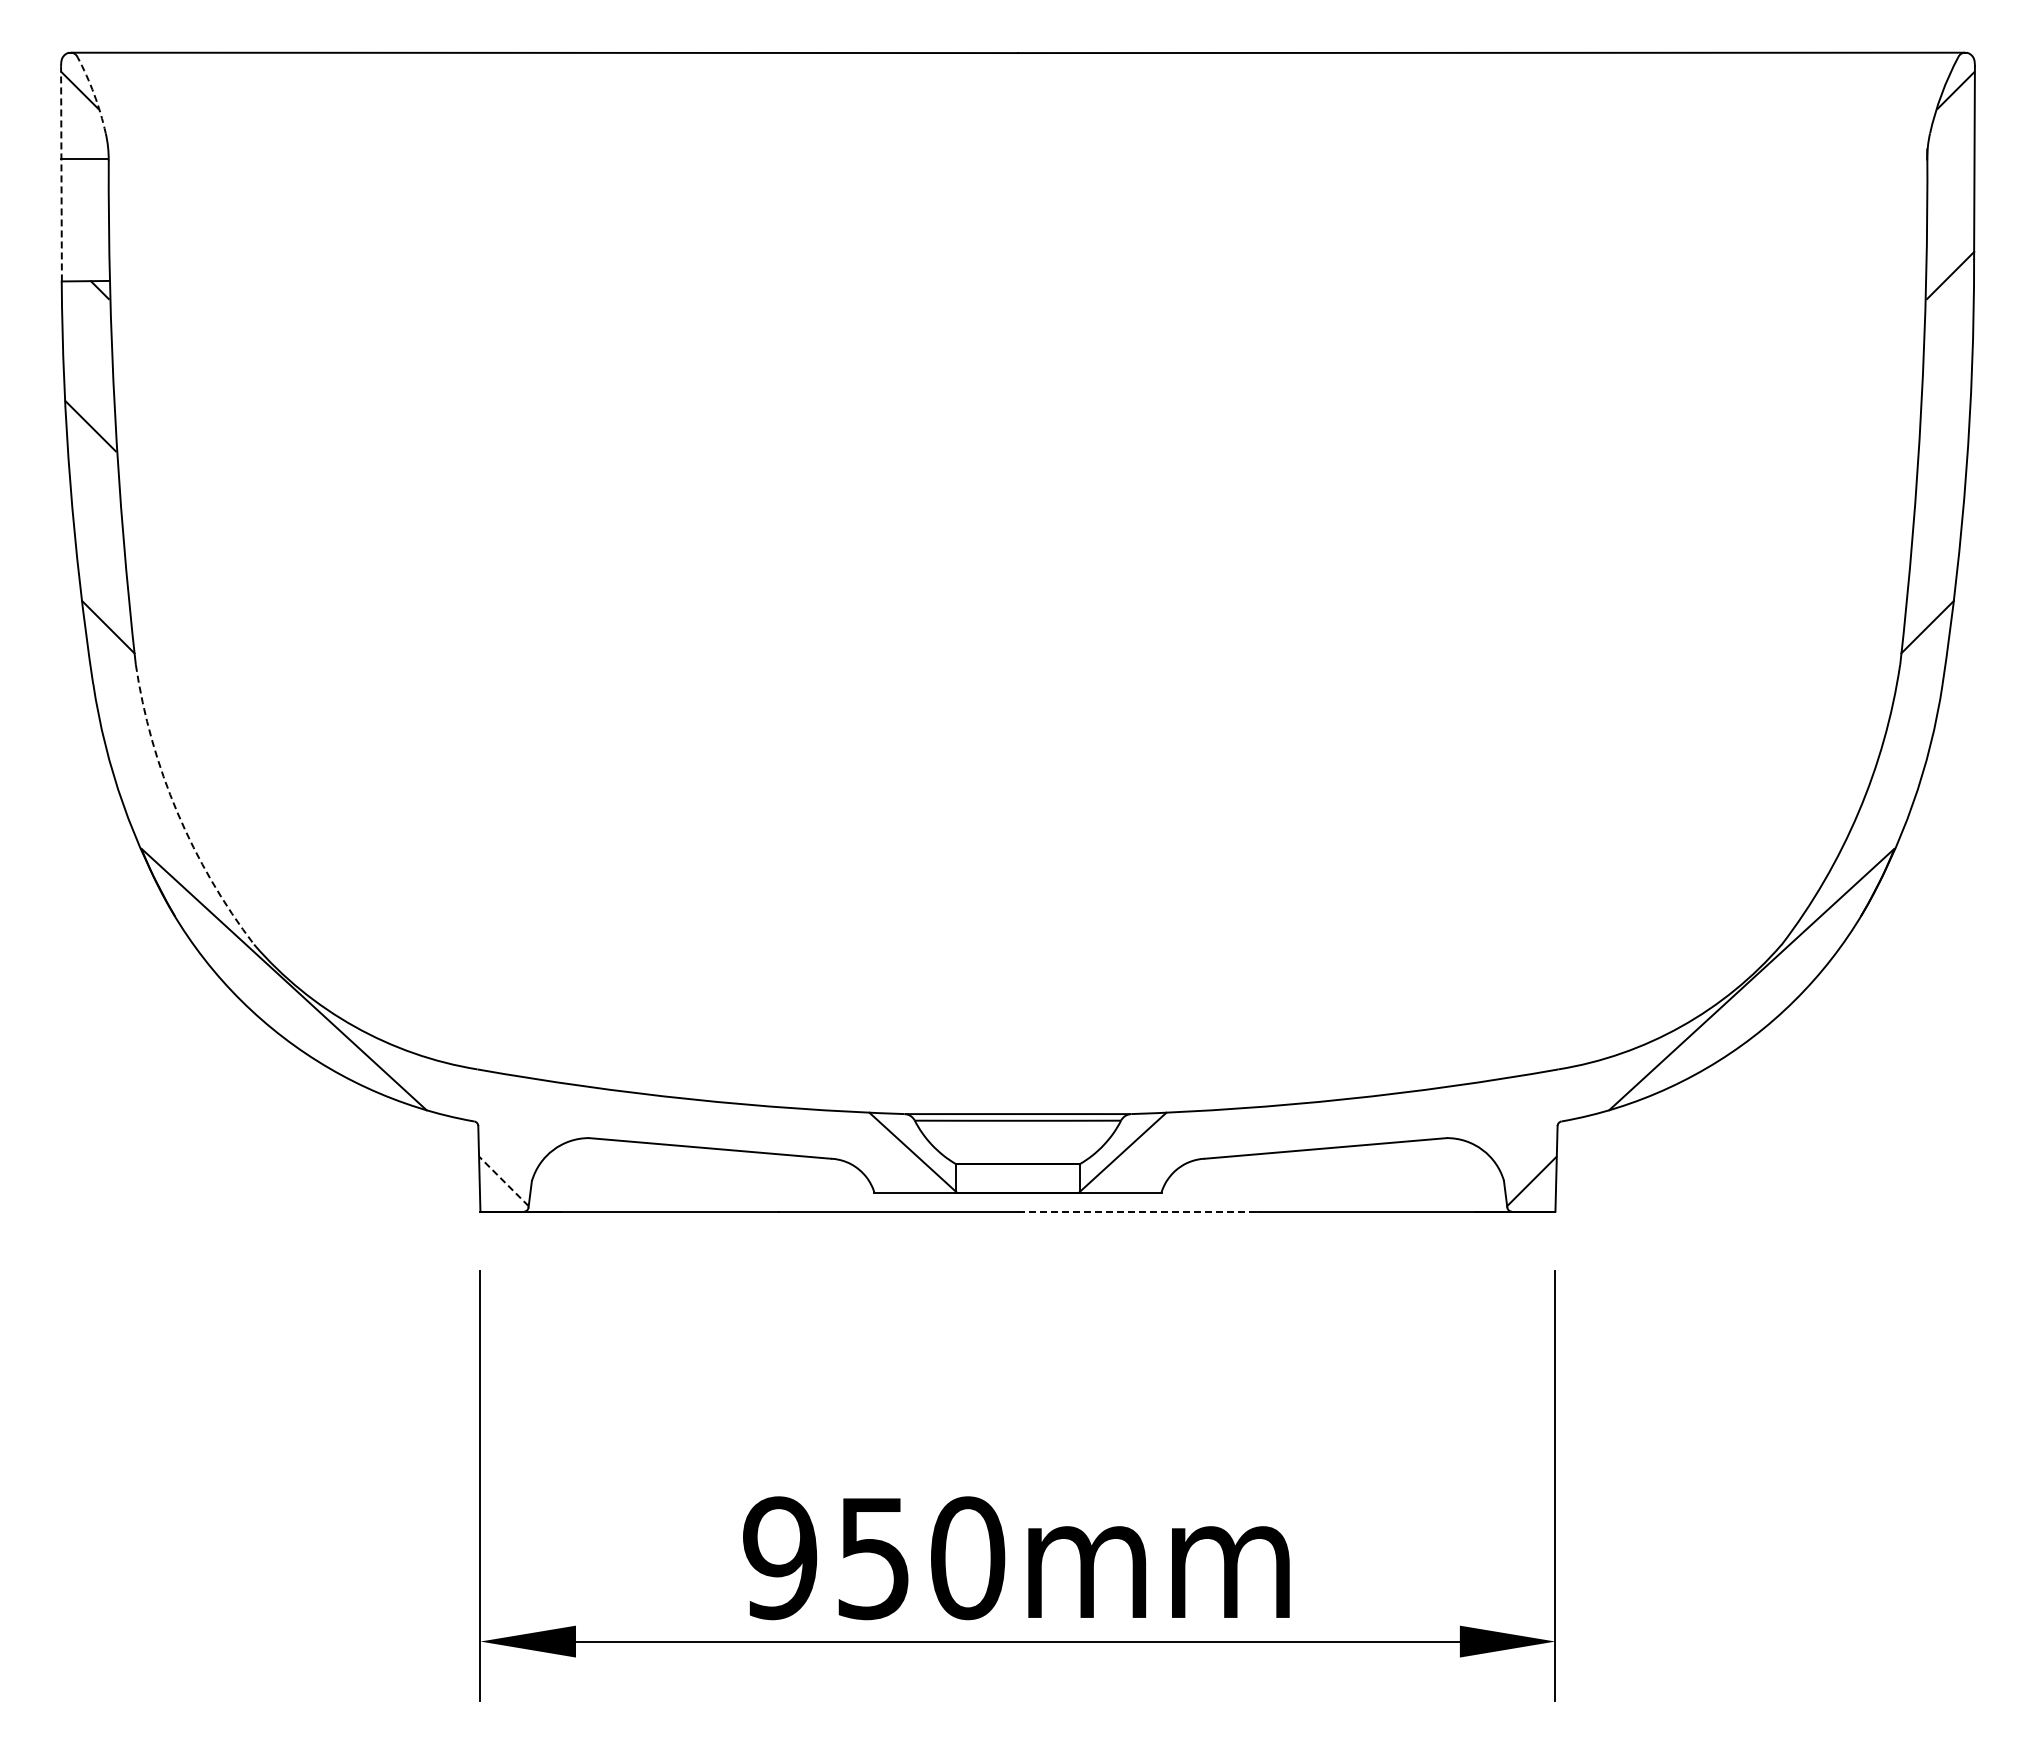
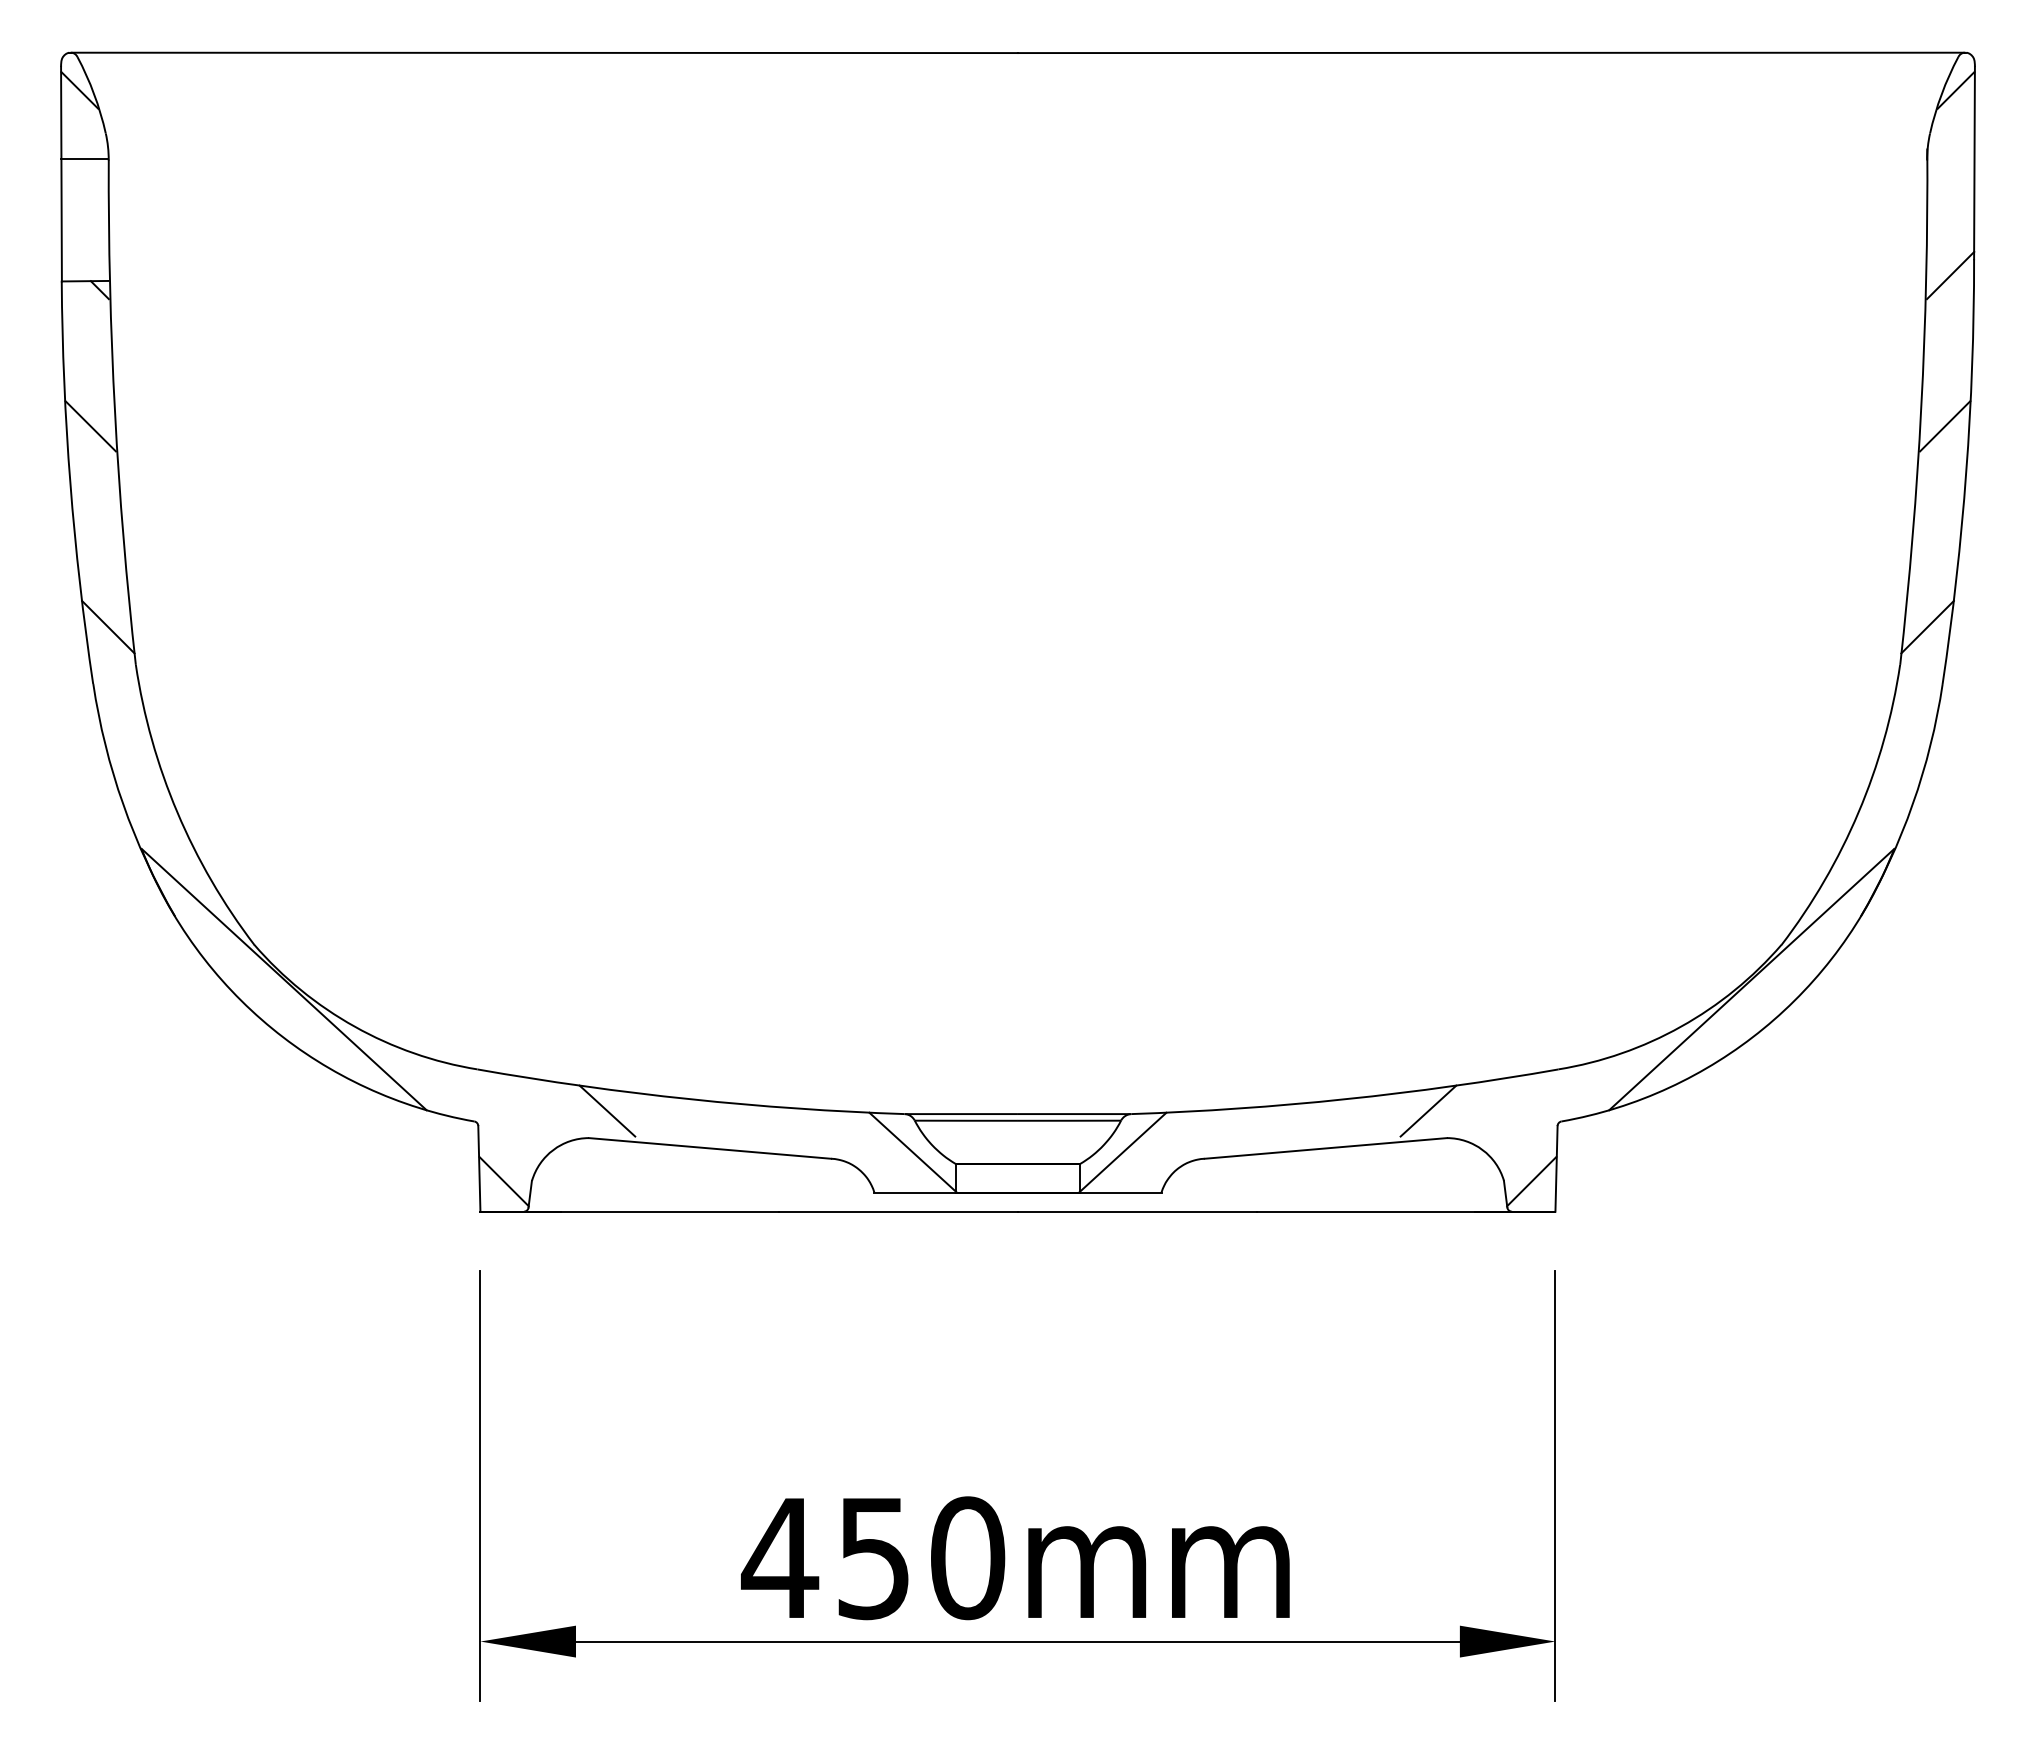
arc: dashed -> solid (94, 94)
line: dashed -> solid (61, 173)
line: none -> present (1945, 426)
arc: dashed -> solid (177, 812)
line: none -> present (607, 1110)
line: none -> present (1428, 1110)
line: dashed -> solid (504, 1181)
line: dashed -> solid (1137, 1211)
text: 950mm -> 450mm (779, 1558)
